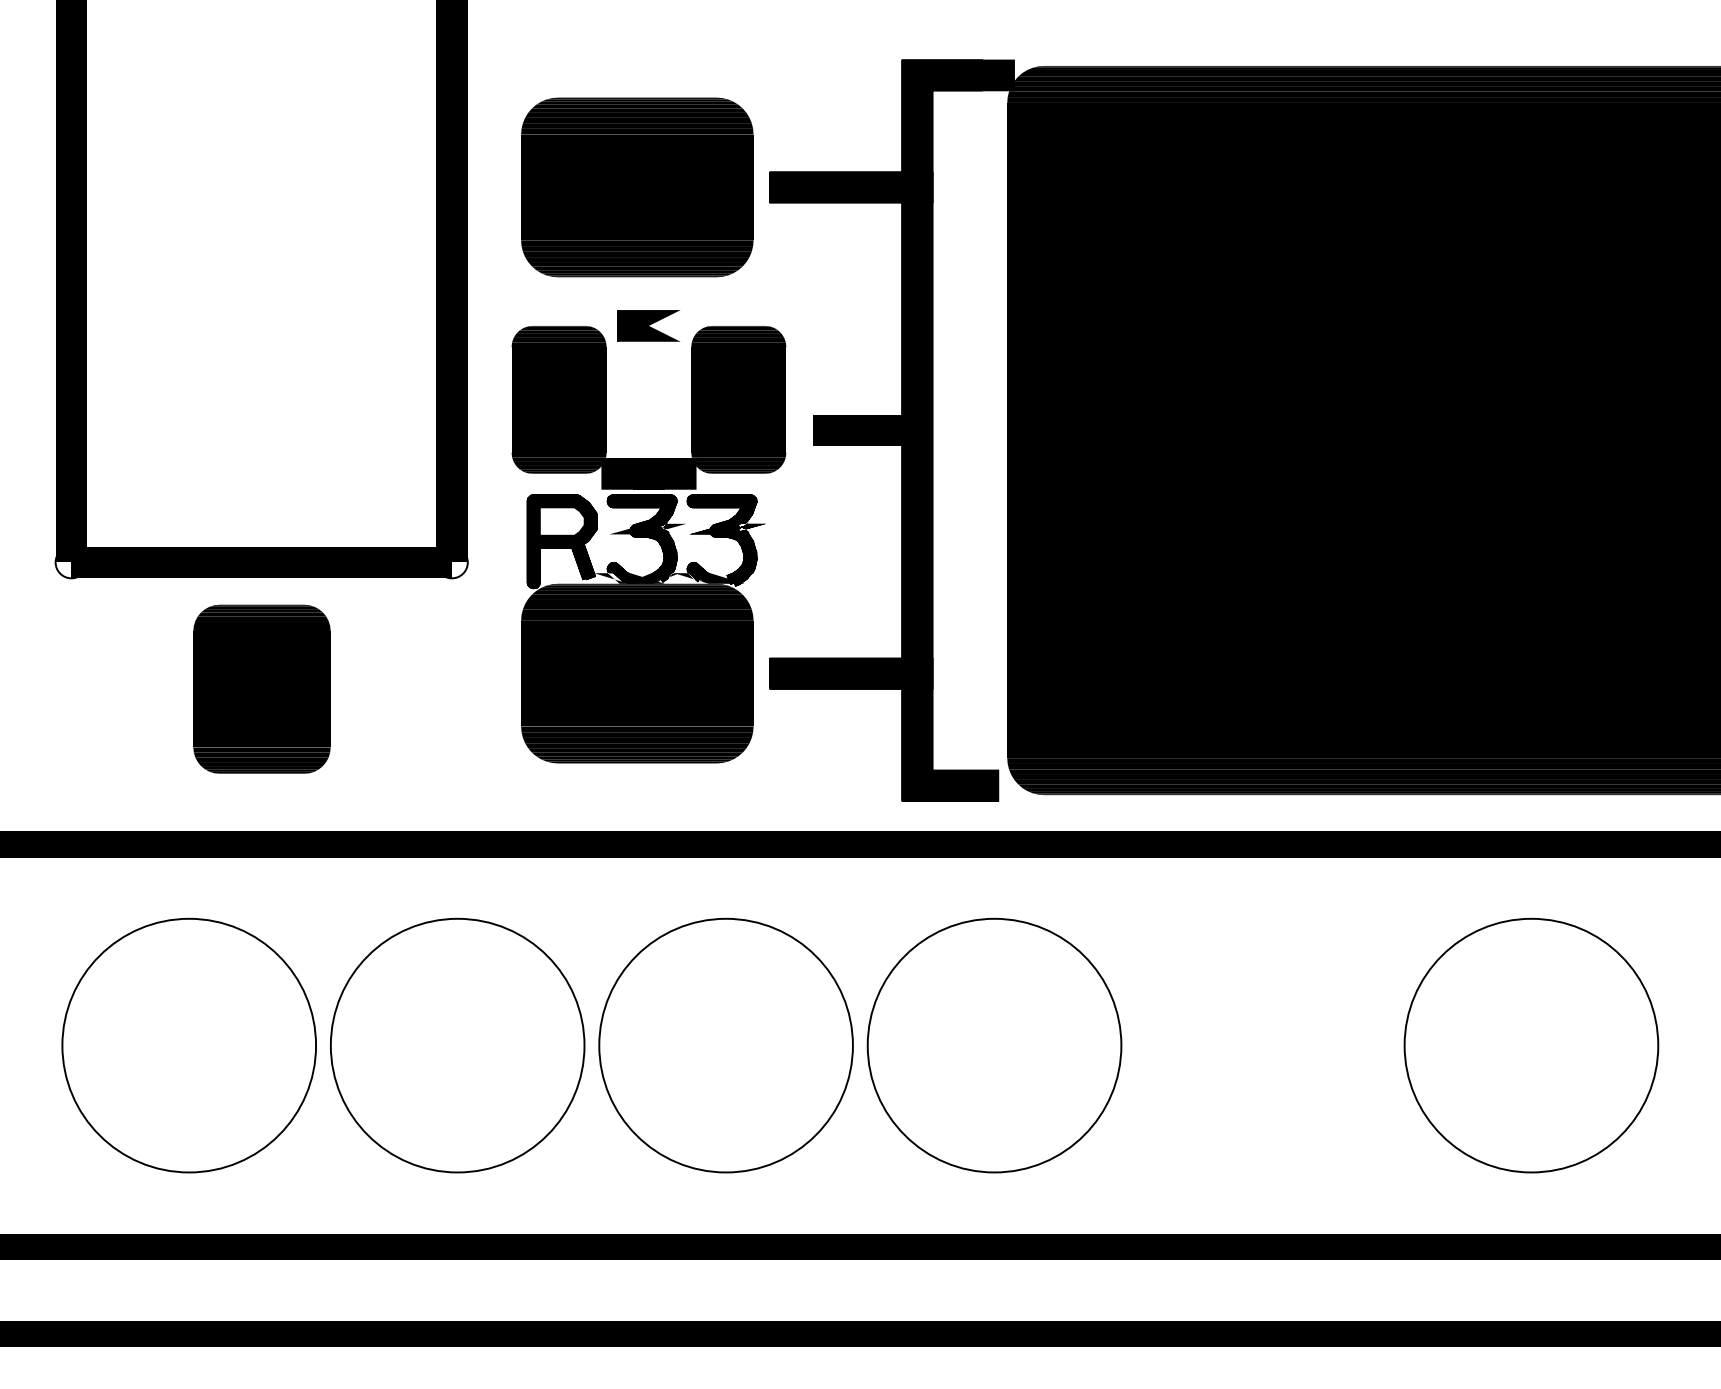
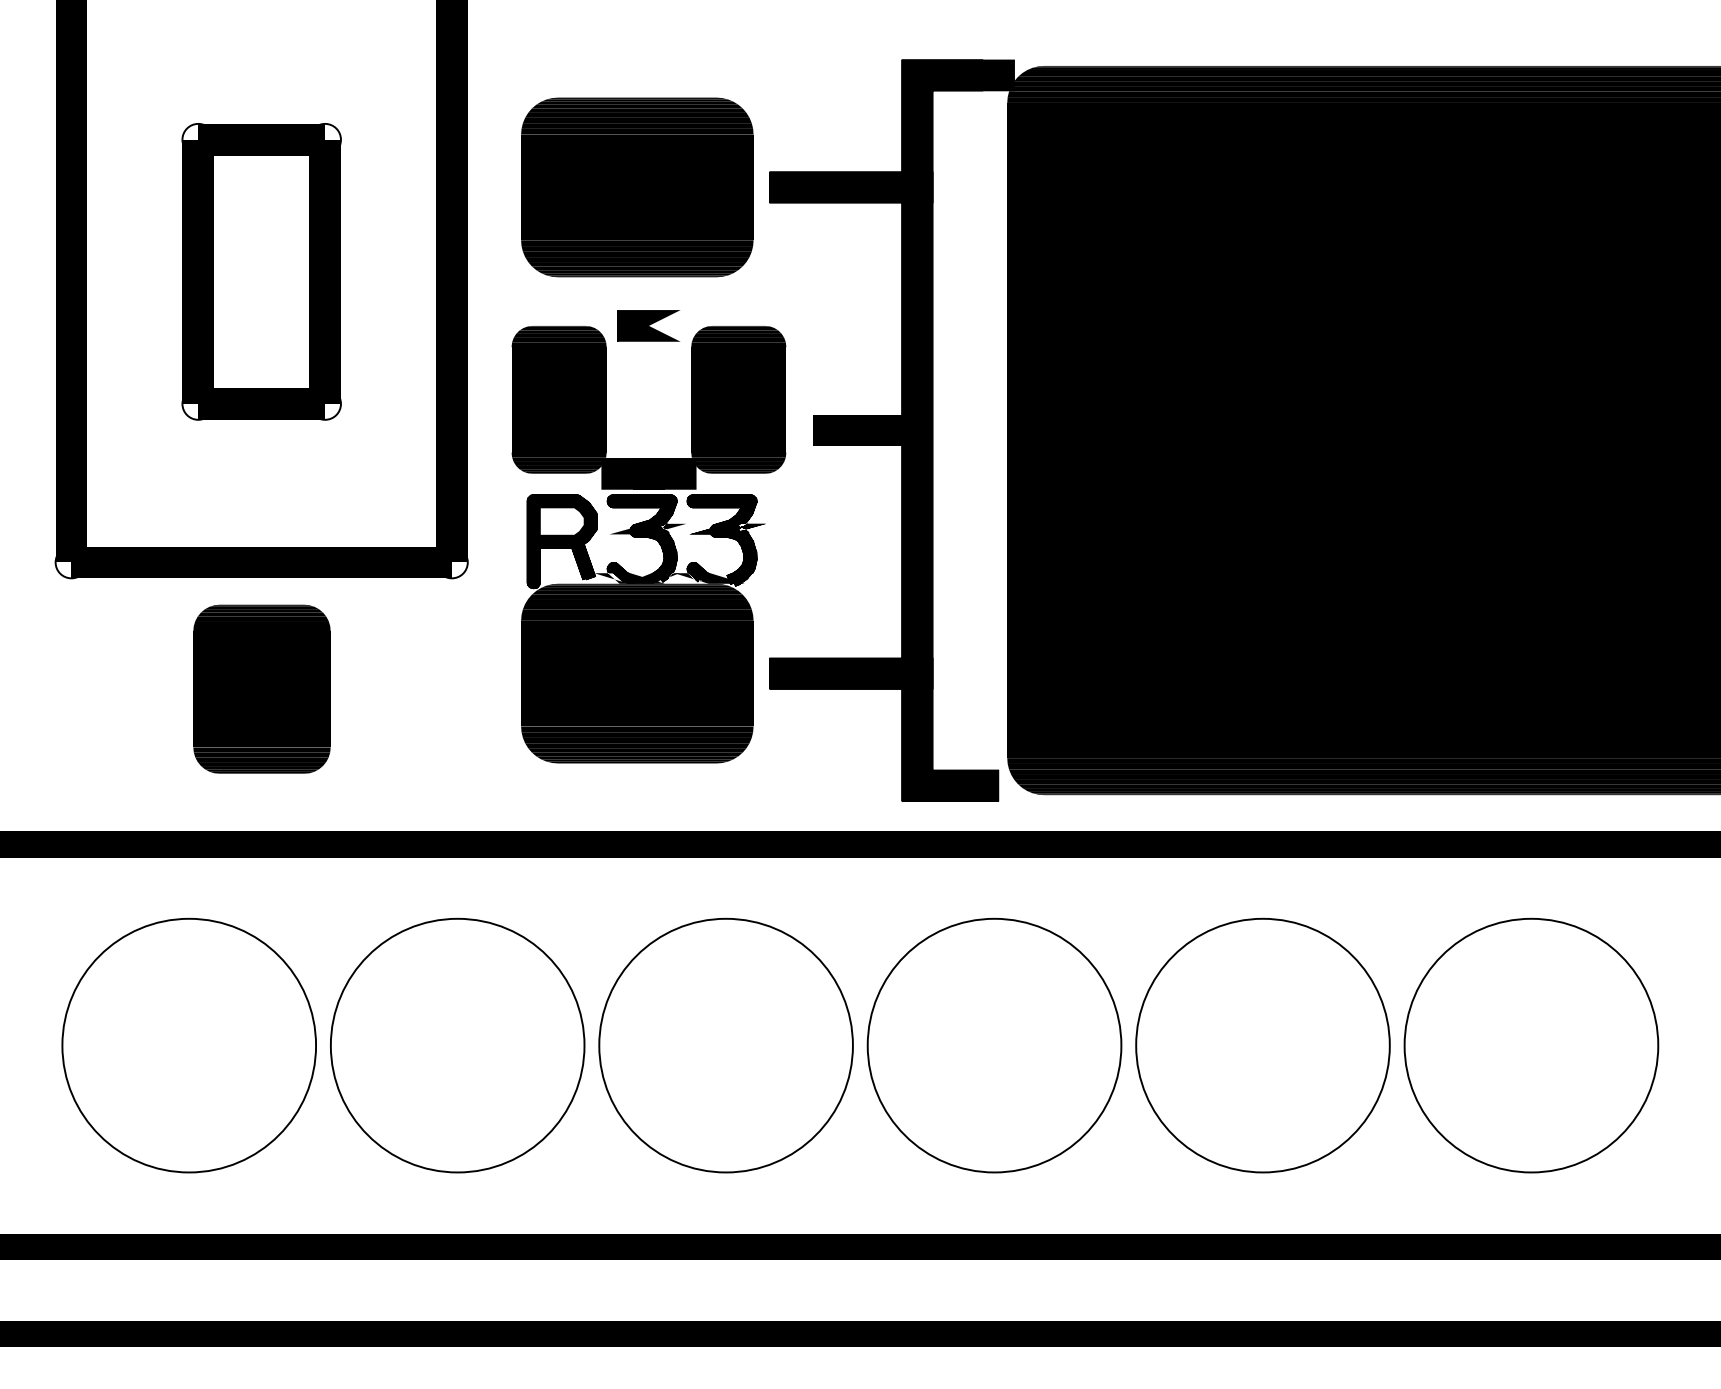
part: none -> present (261, 271)
part: none -> present (1262, 1045)
